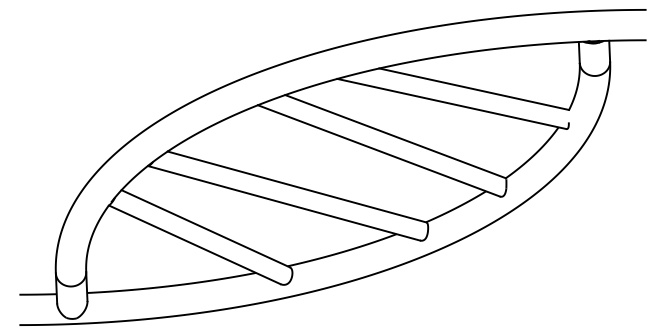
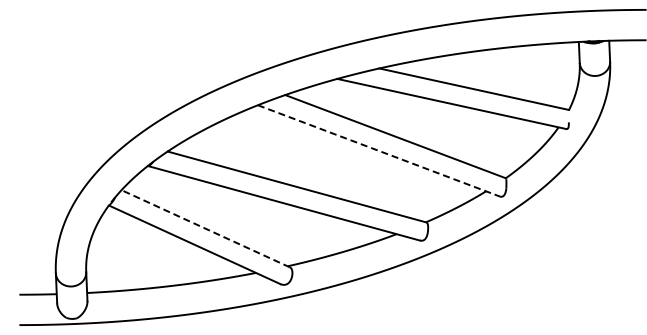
line: solid -> dashed (379, 151)
line: solid -> dashed (205, 228)
